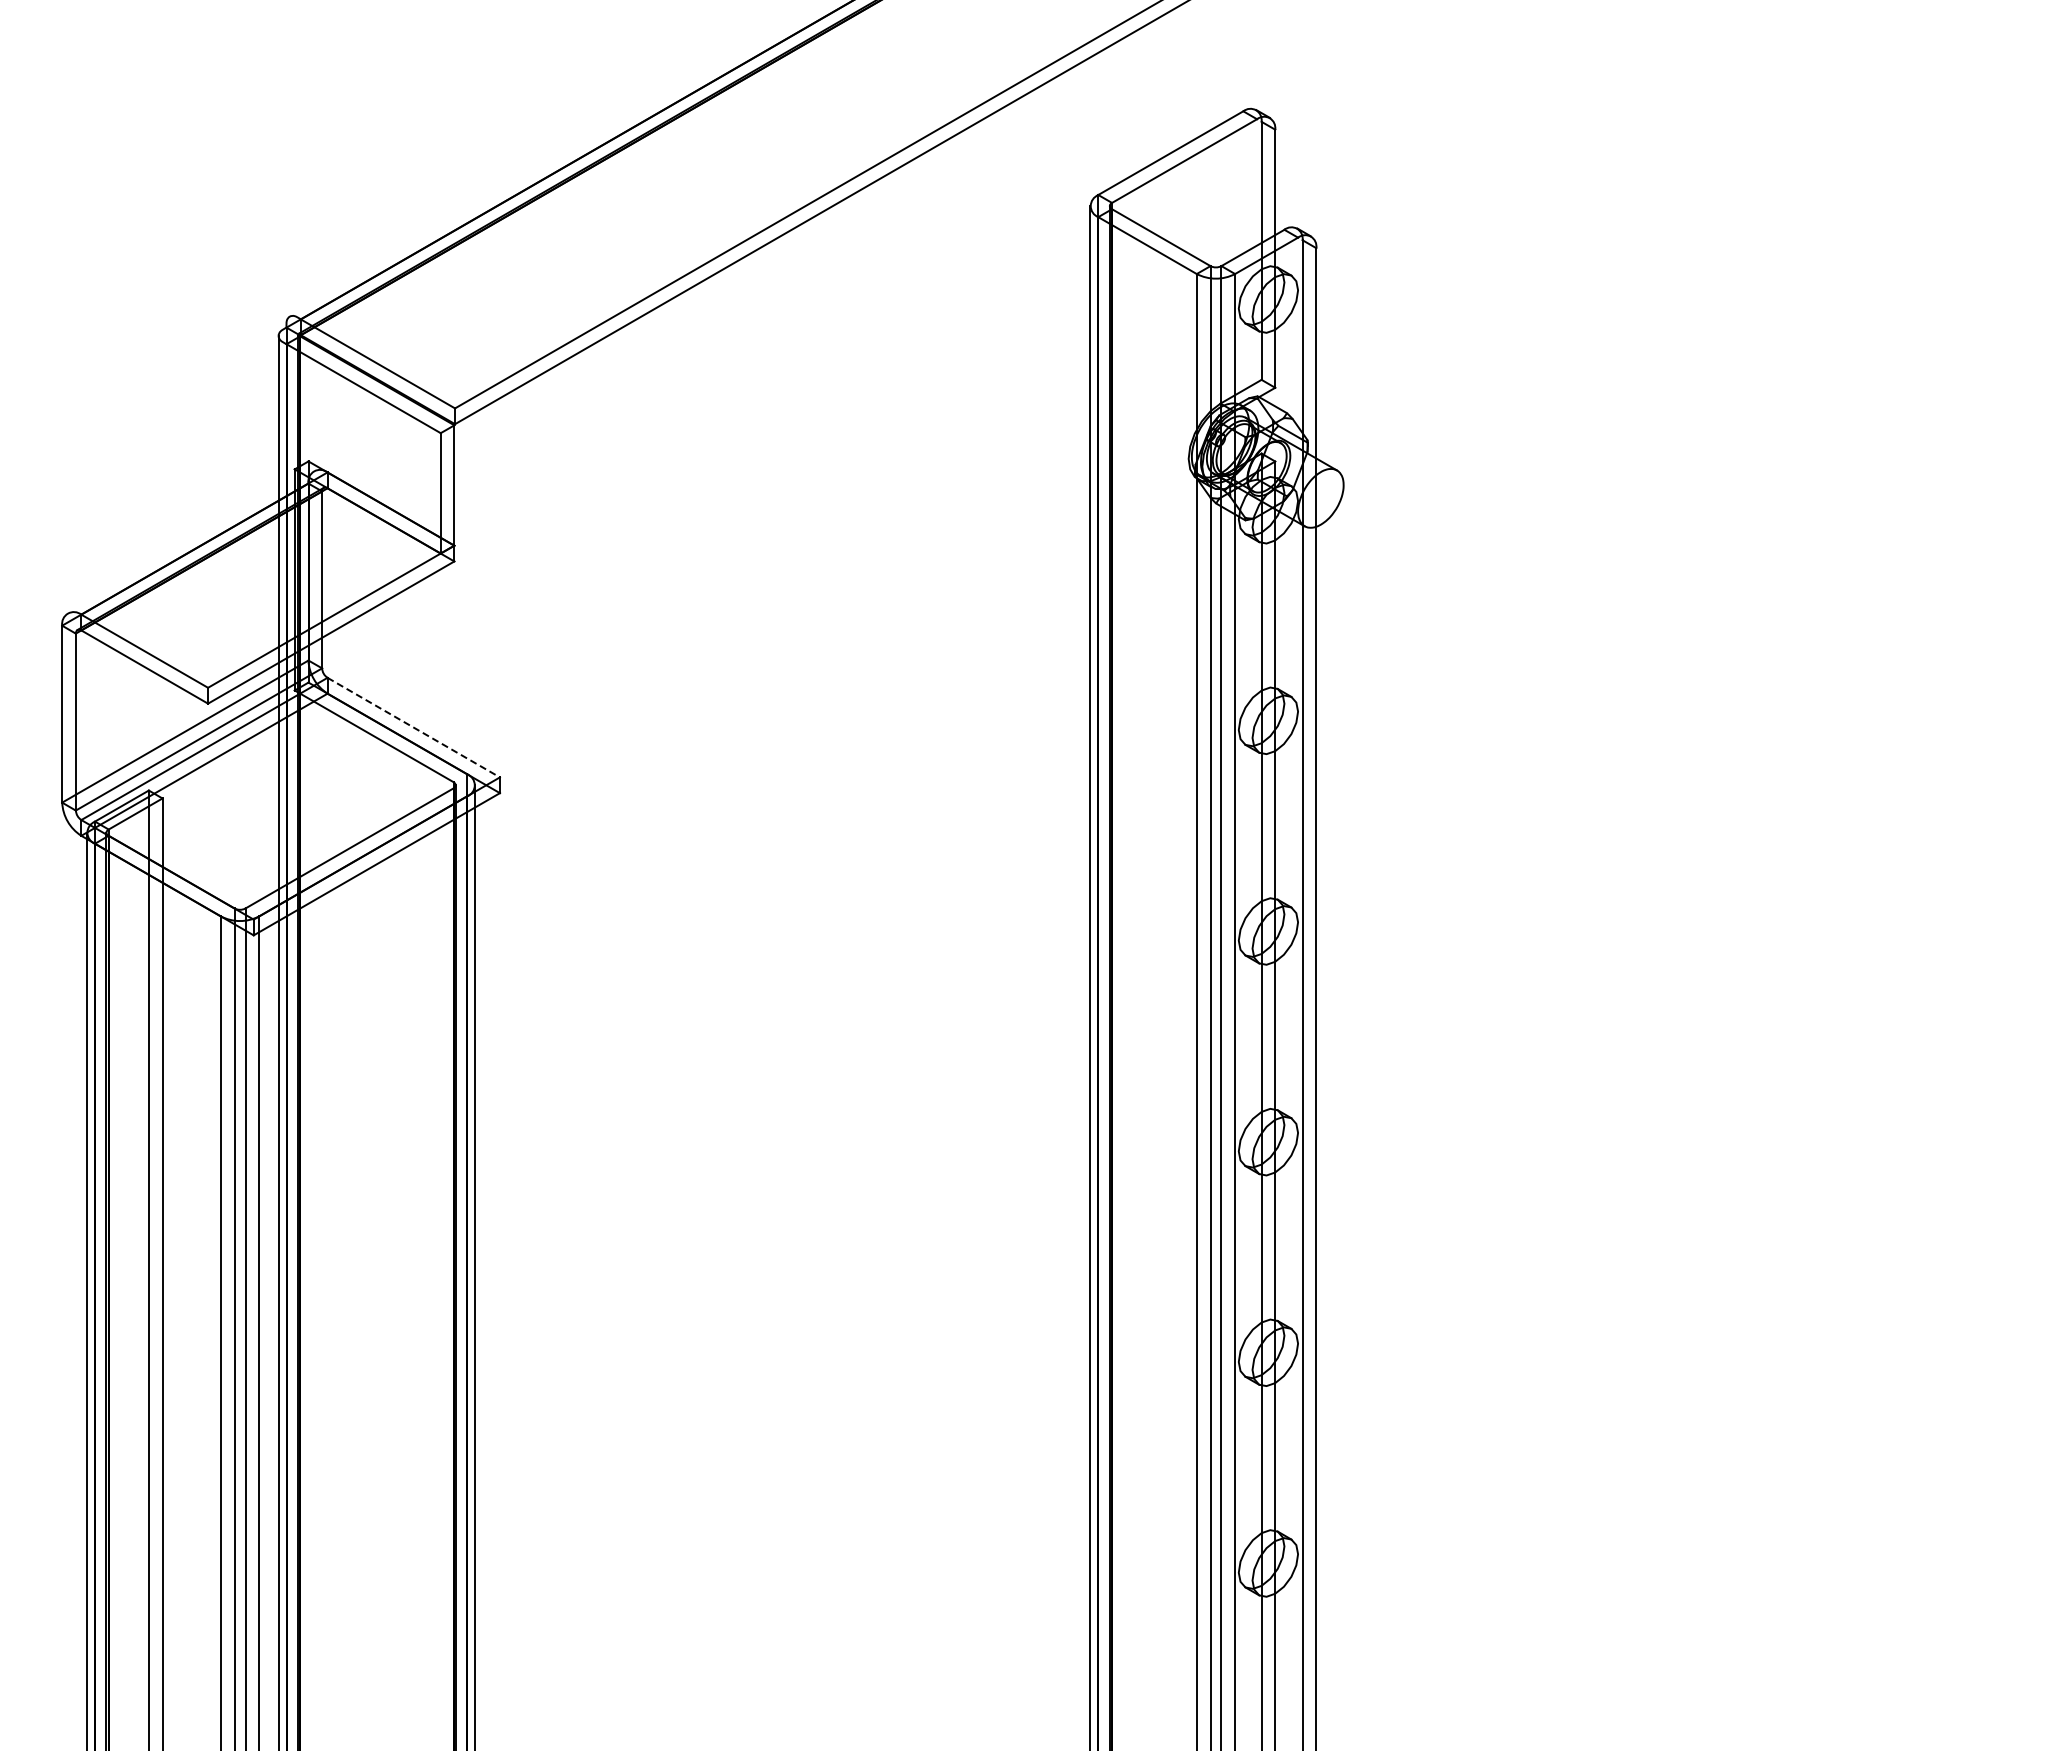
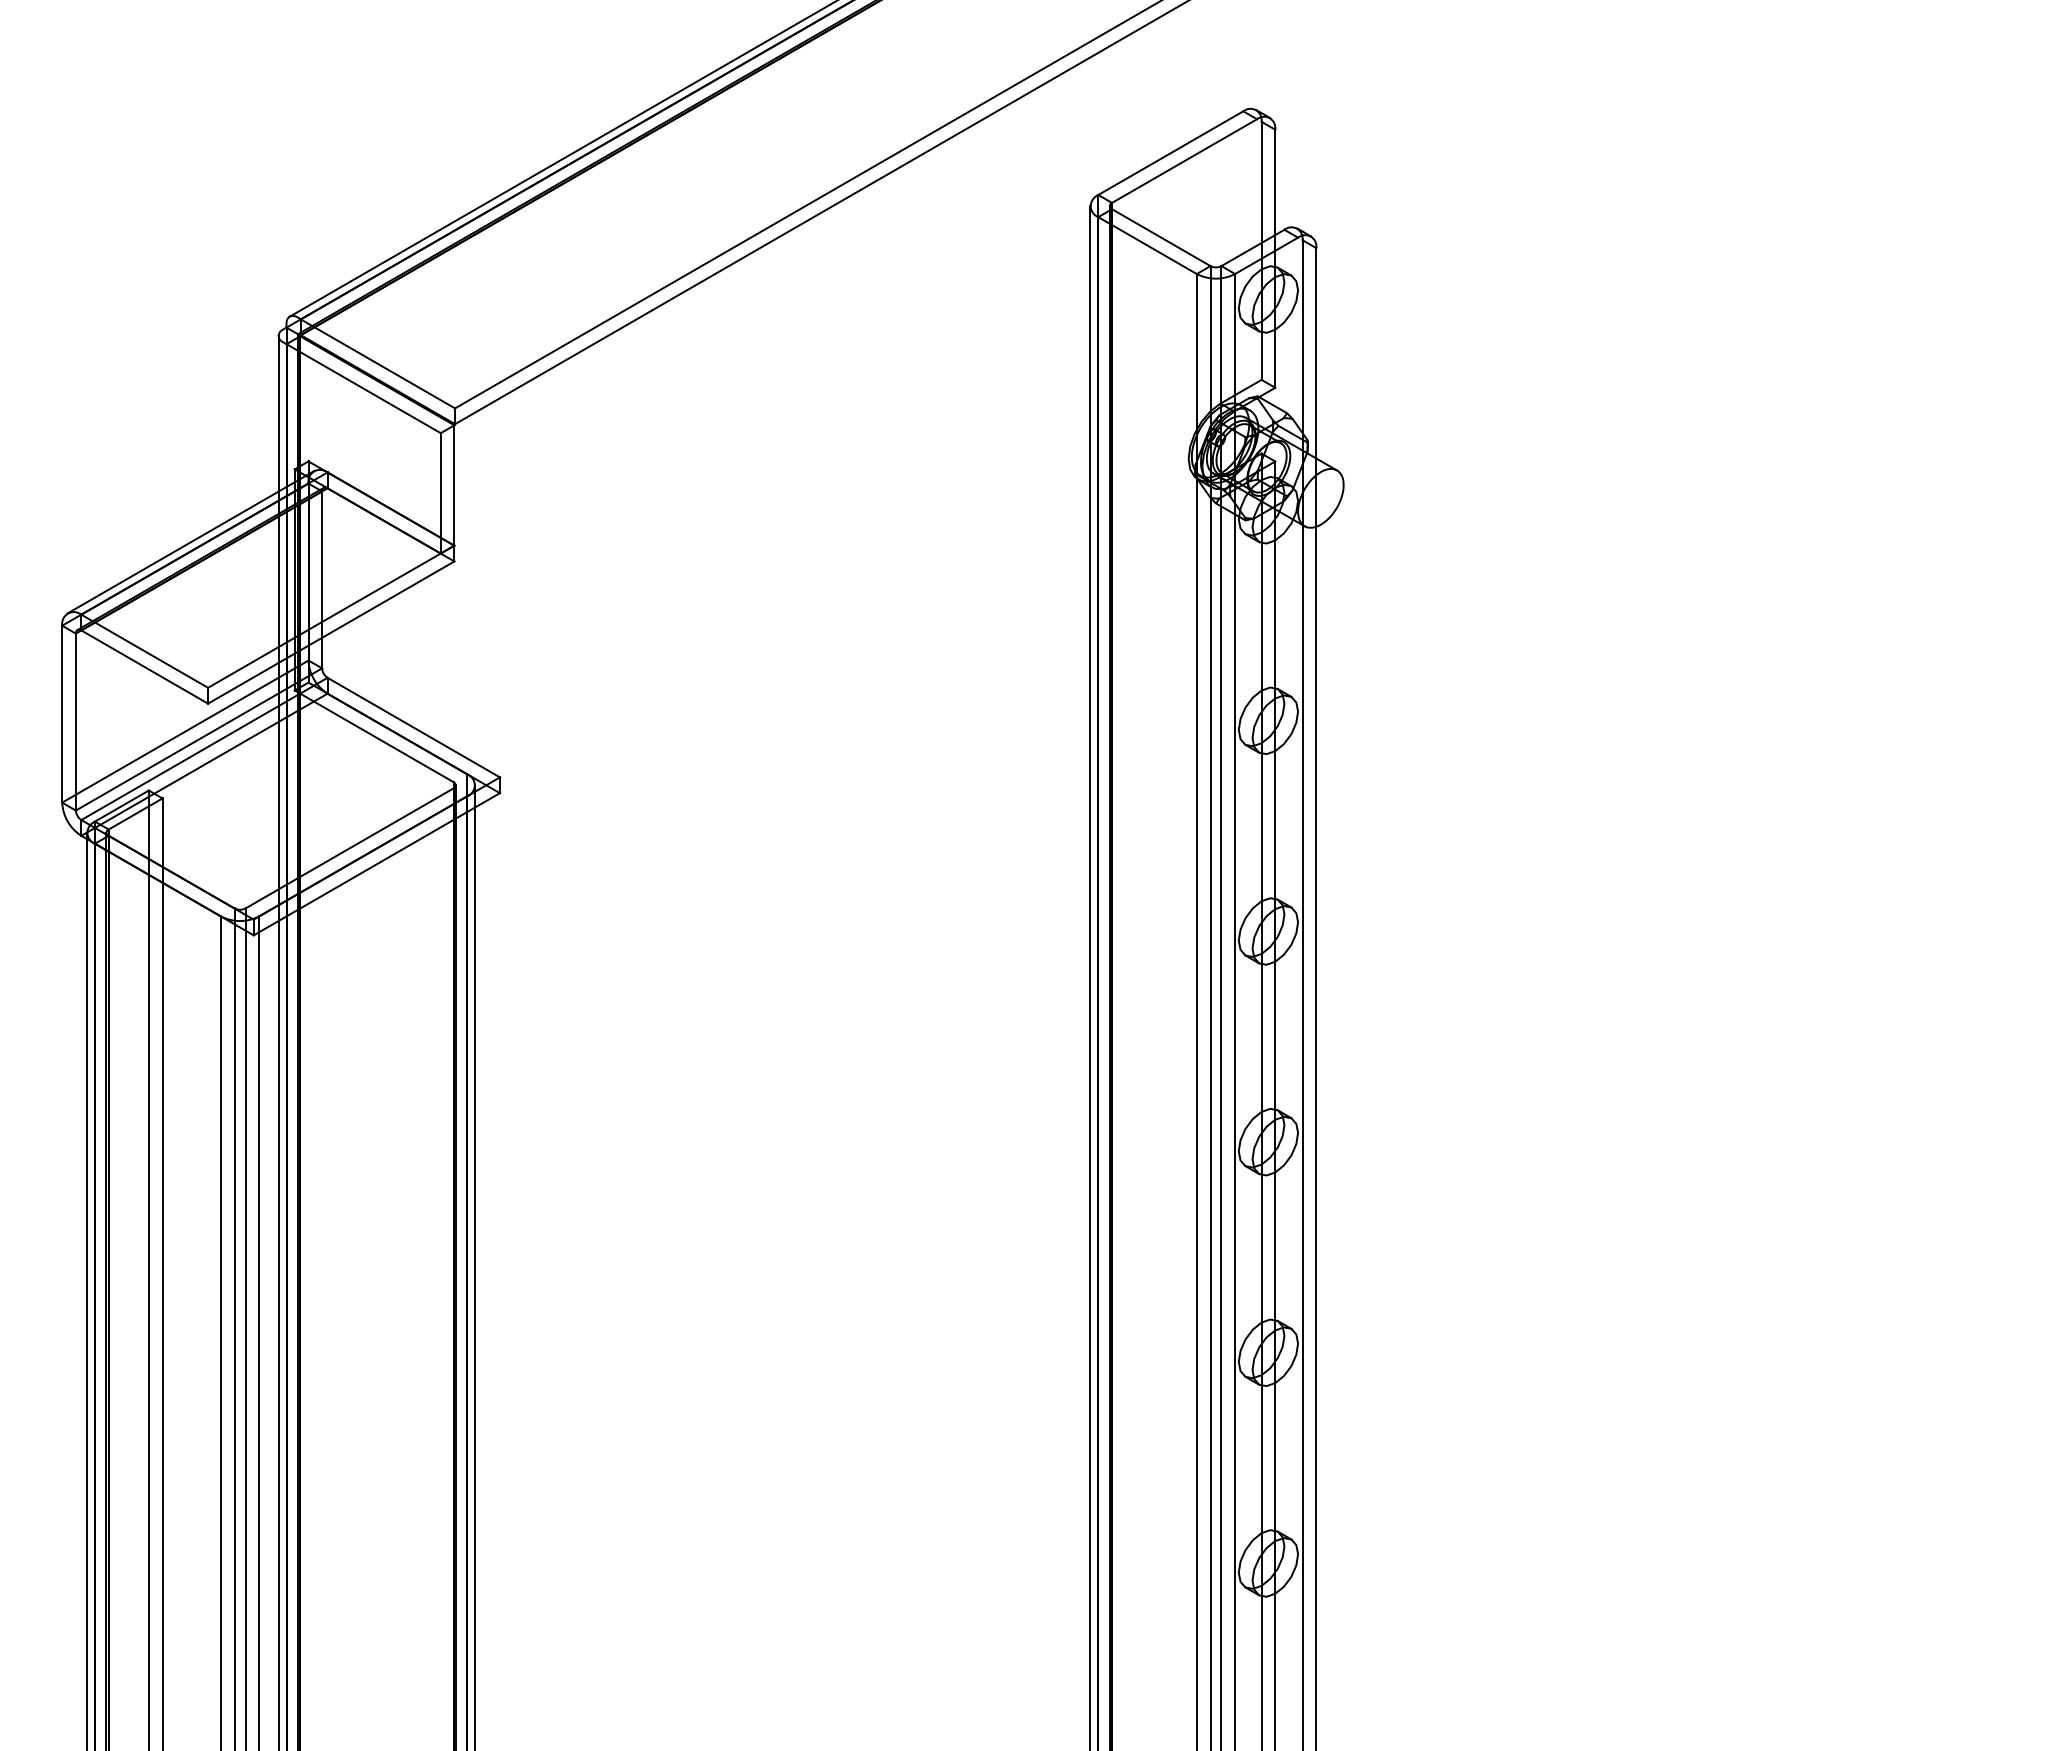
line: none -> present (561, 159)
line: none -> present (190, 542)
line: dashed -> solid (413, 727)
